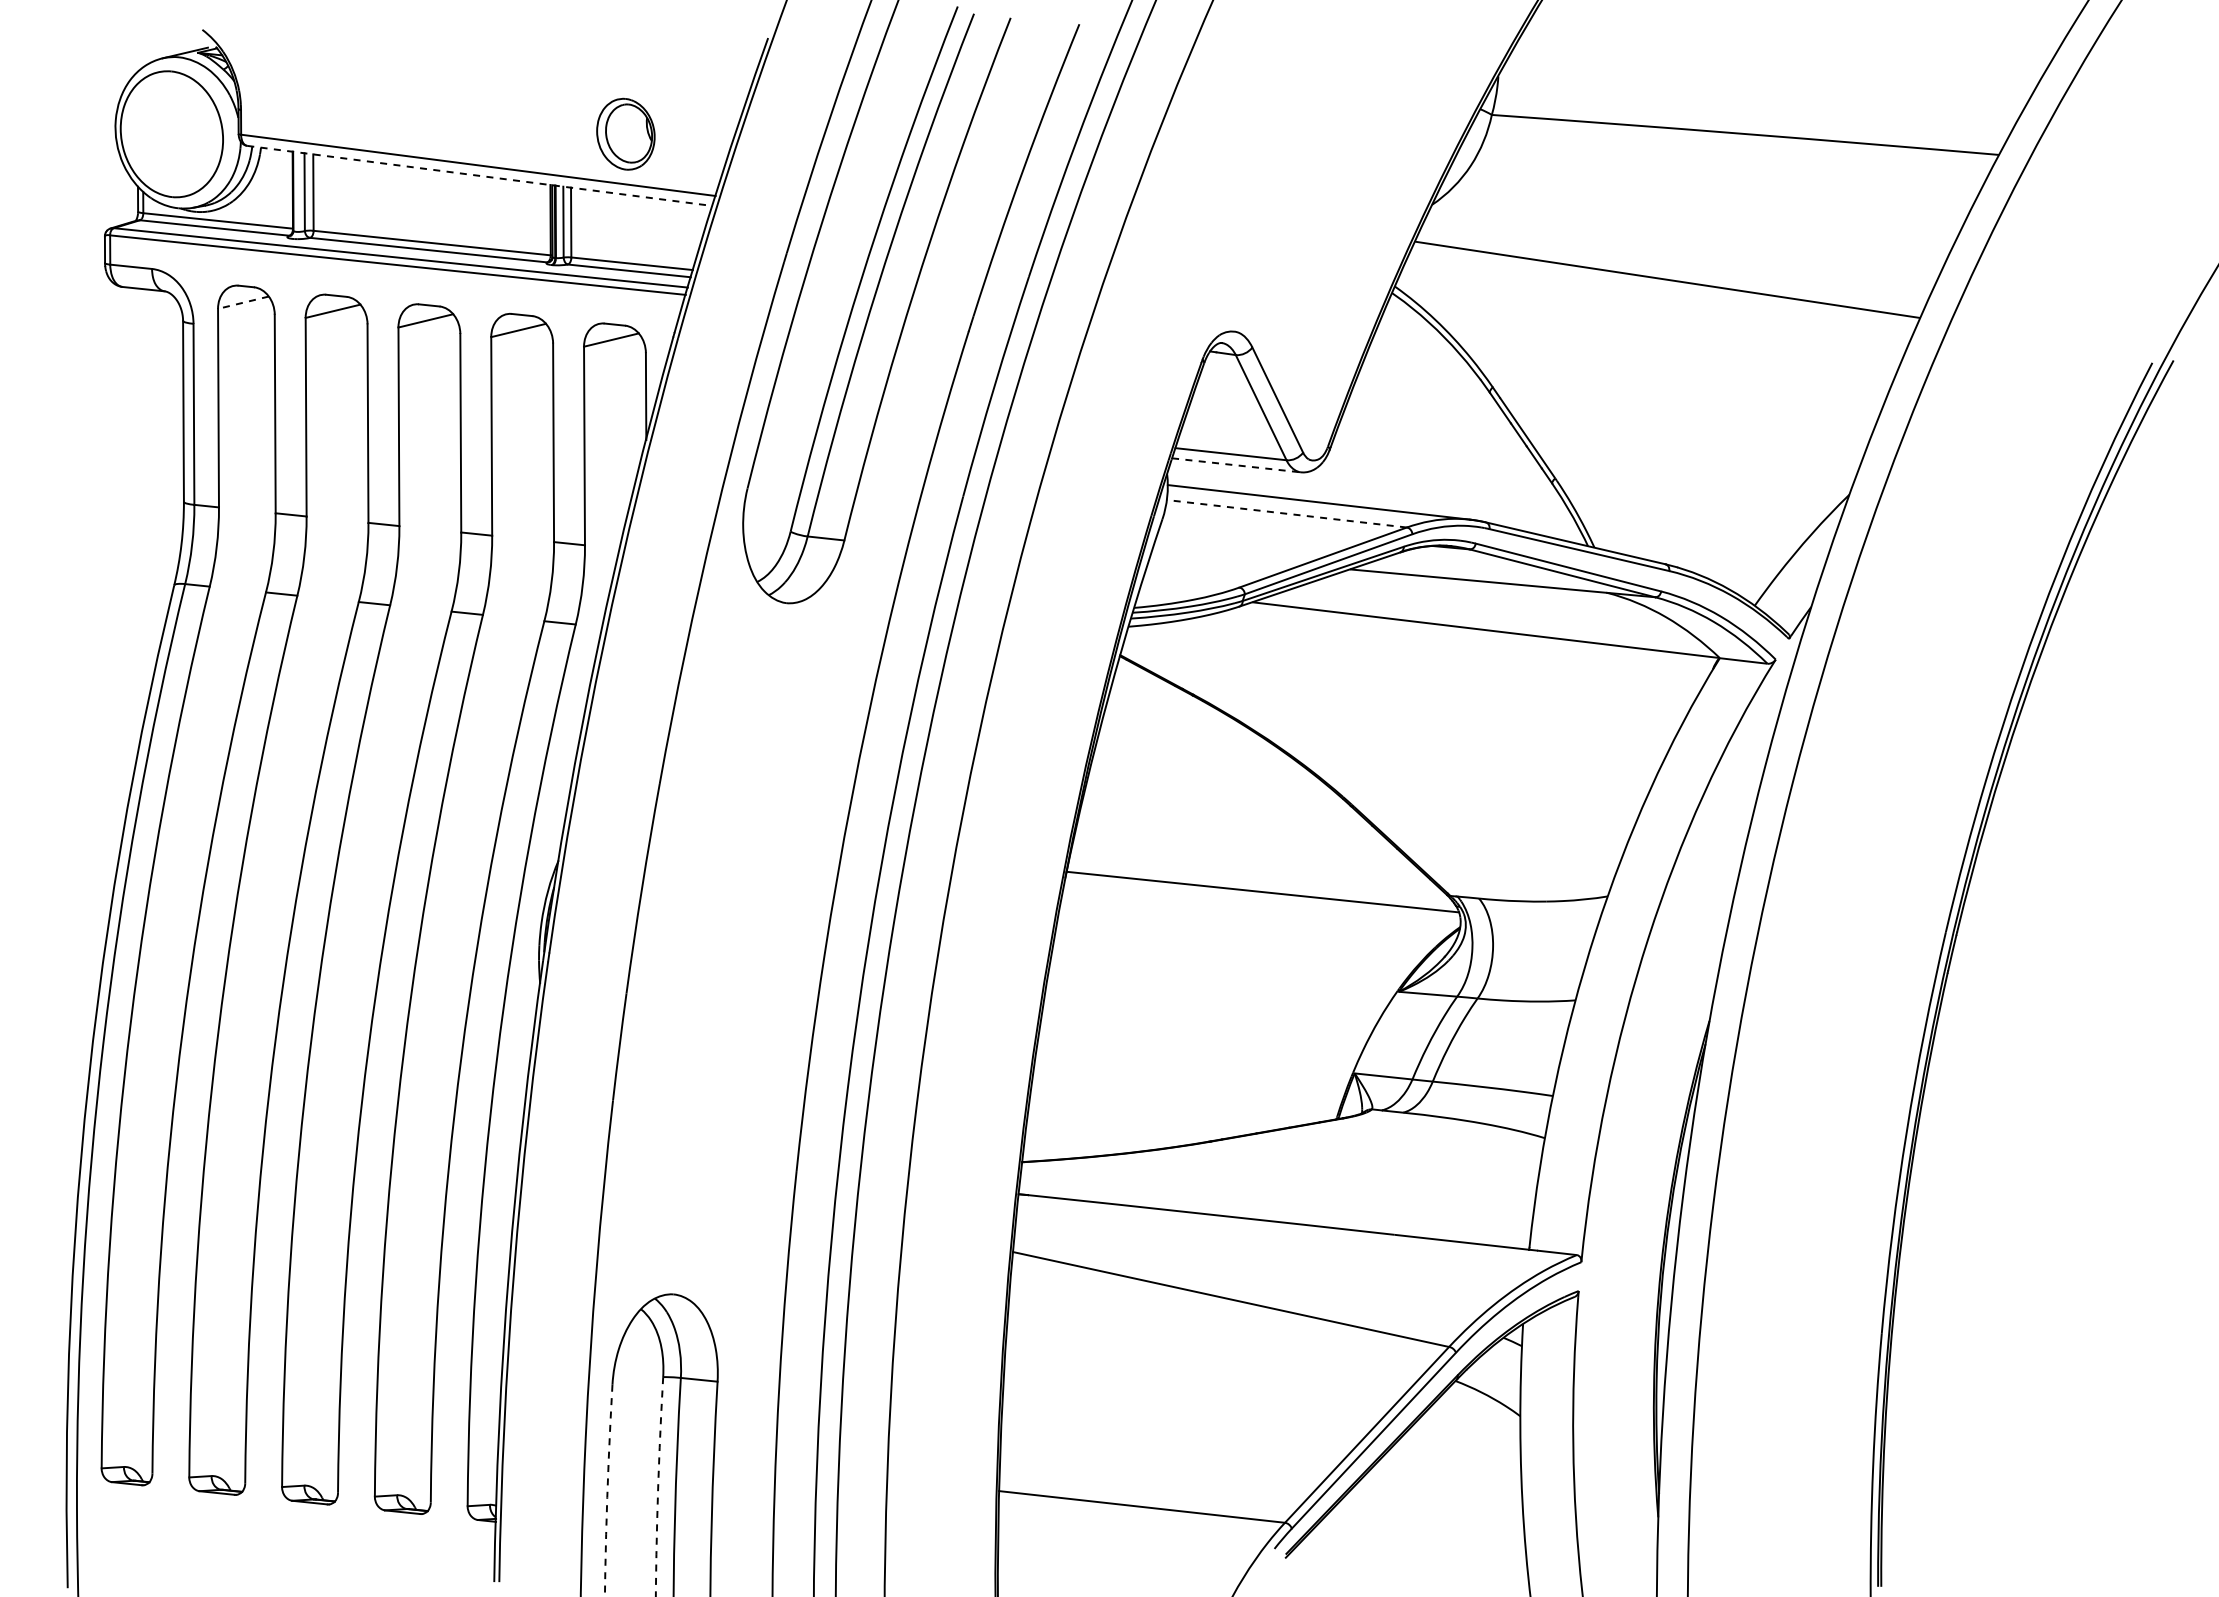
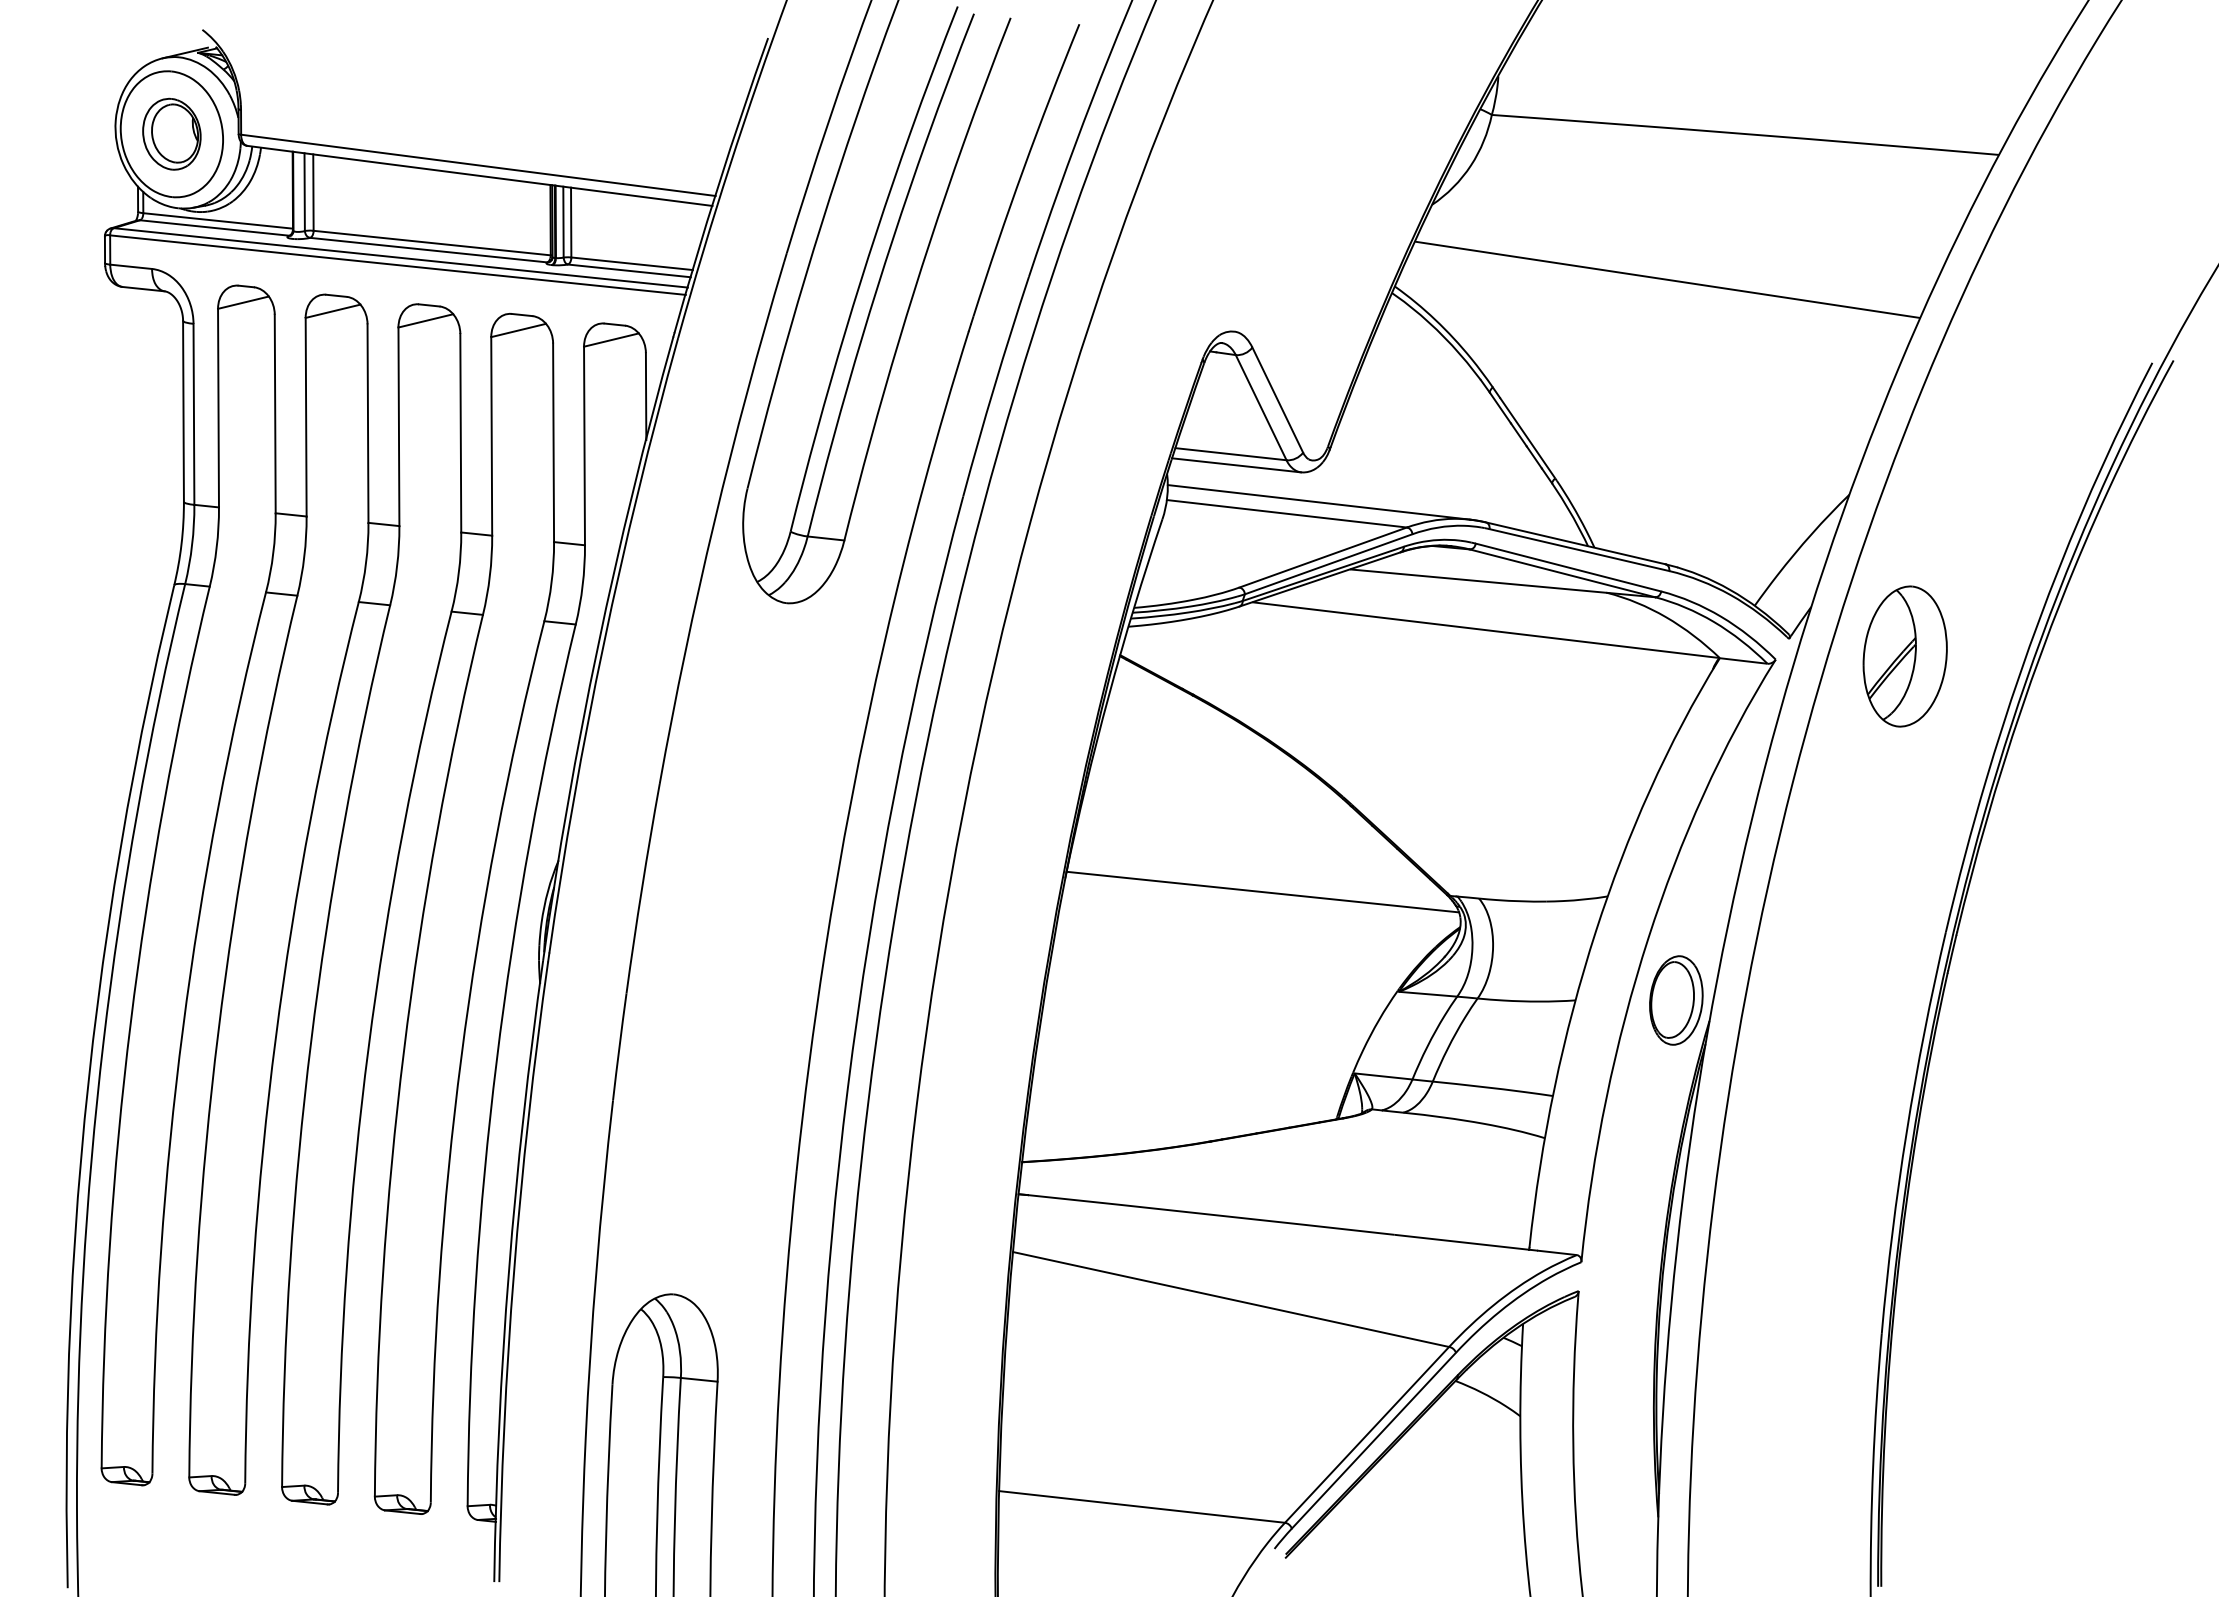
part position: (625, 133) -> (171, 133) (171, 133)
line: dashed -> solid (479, 175)
line: dashed -> solid (242, 302)
line: dashed -> solid (1236, 465)
line: dashed -> solid (1286, 513)
part: none -> present (1904, 656)
part: none -> present (1676, 1000)
arc: dashed -> solid (658, 1487)
arc: dashed -> solid (607, 1490)
